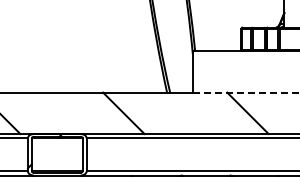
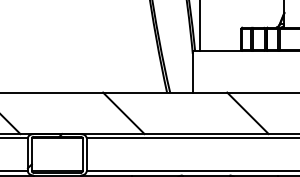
line: none -> present (200, 26)
line: dashed -> solid (246, 92)
